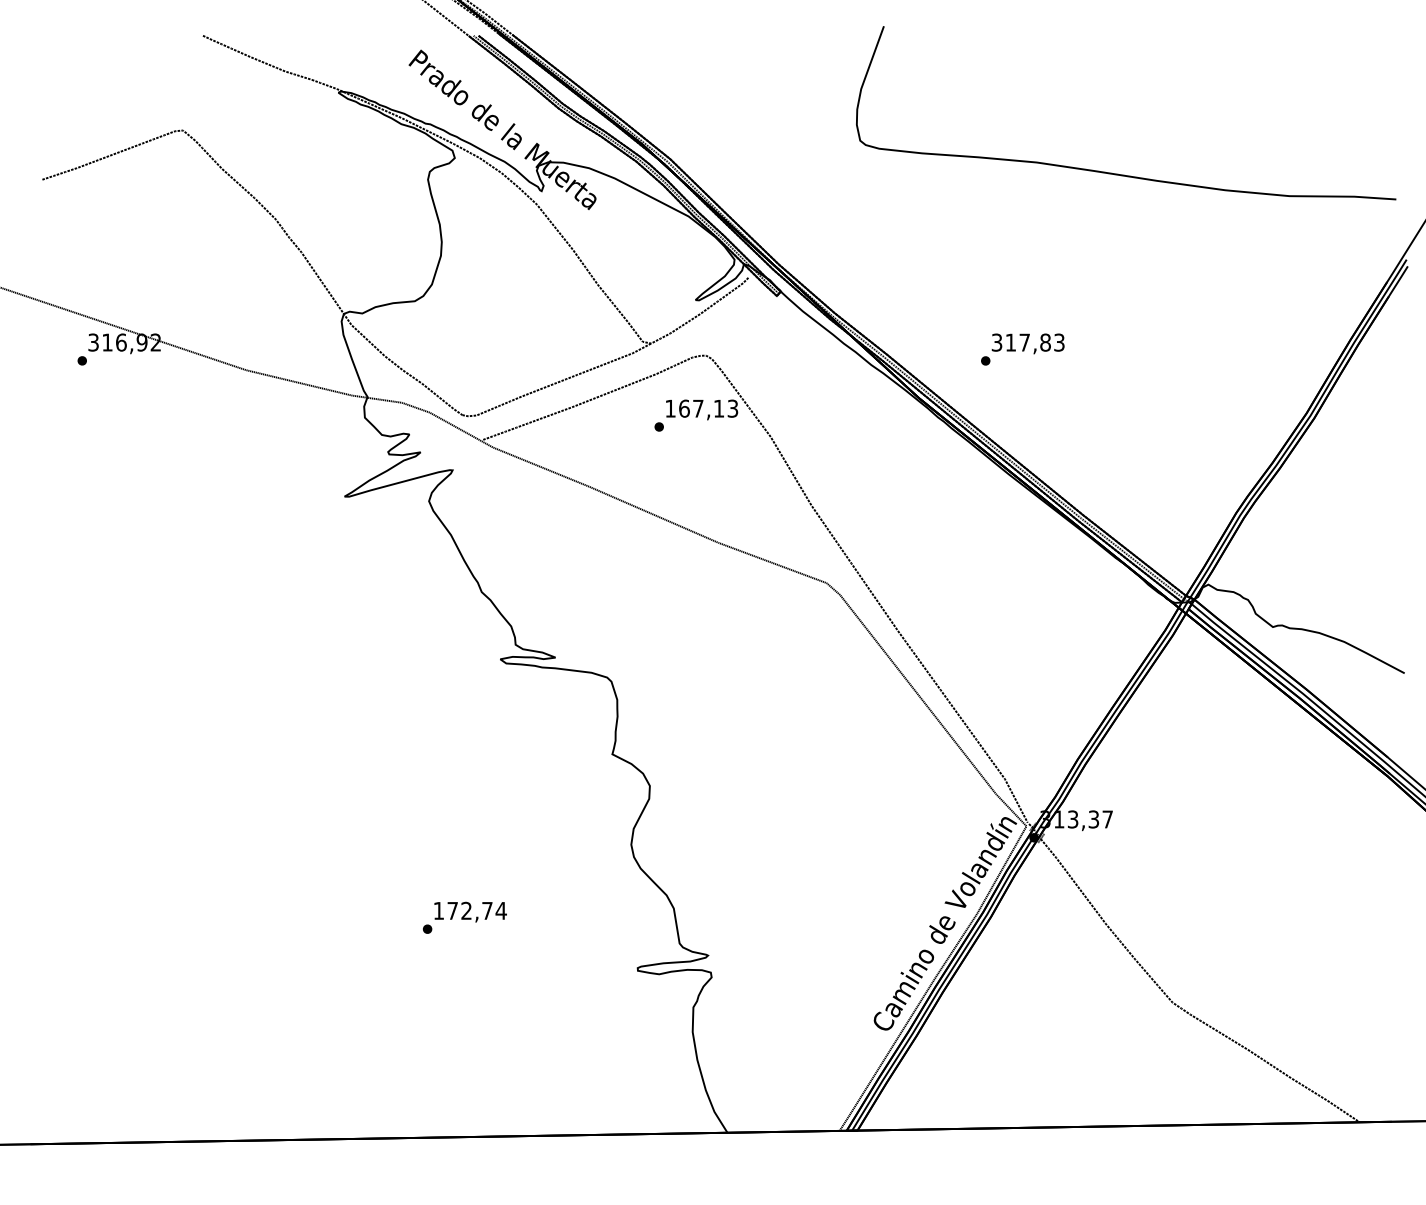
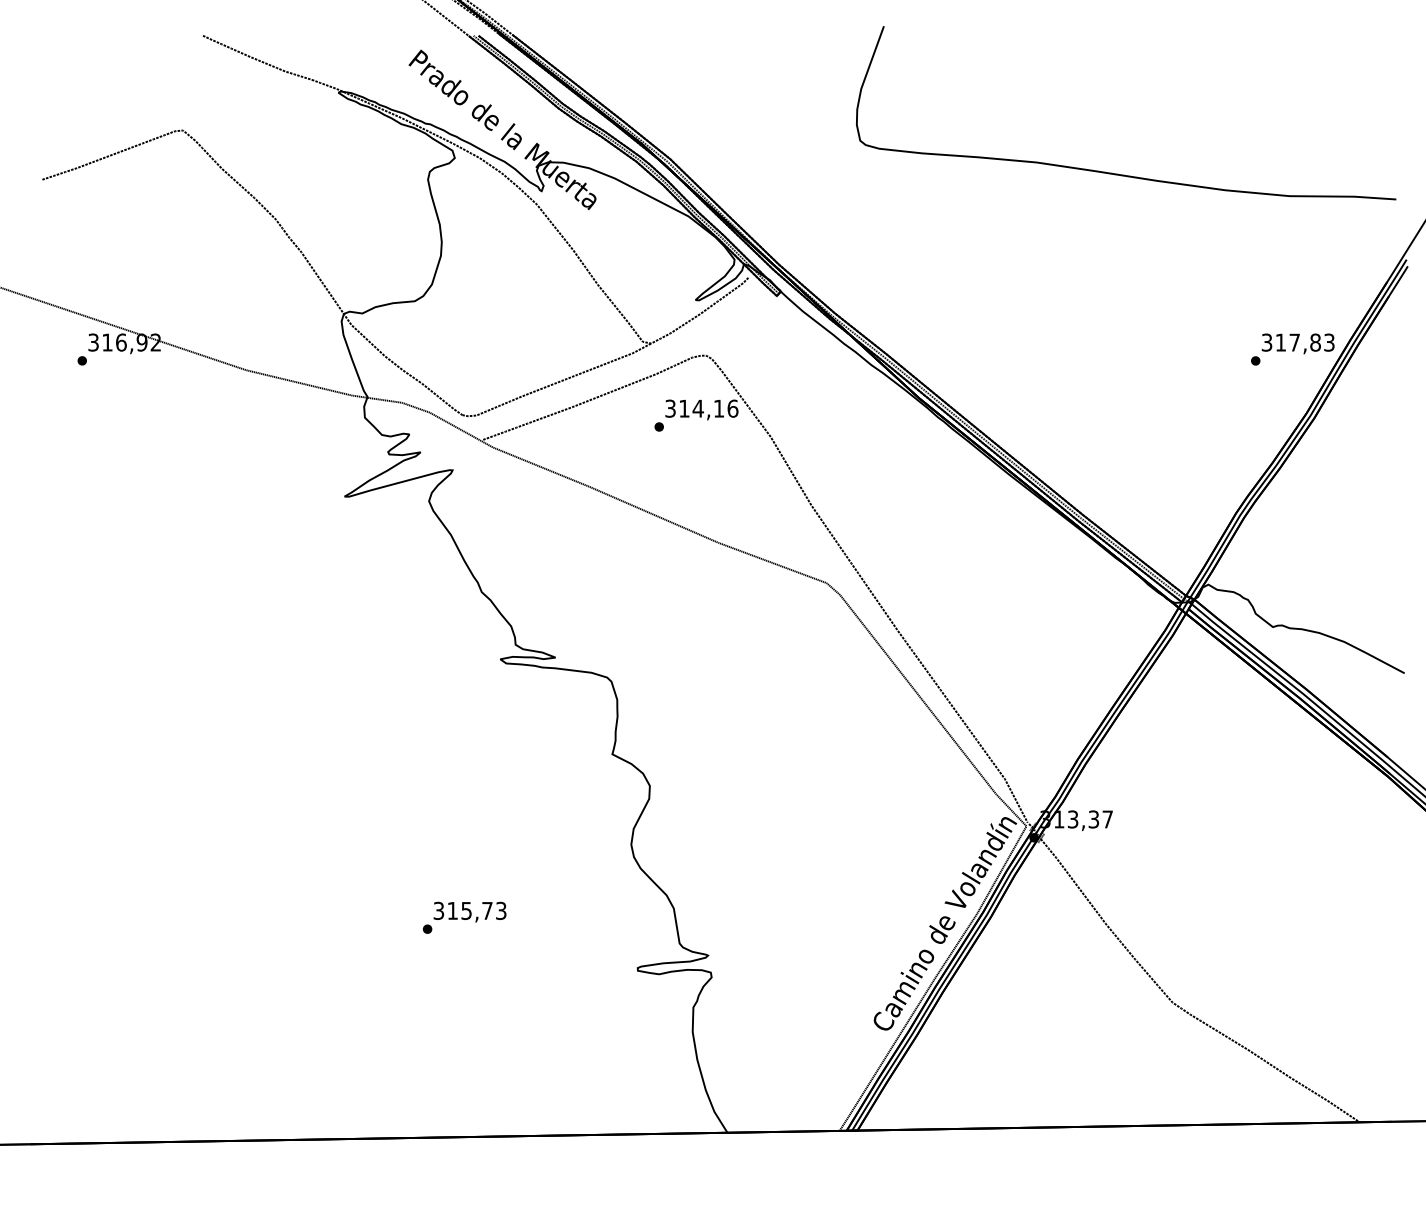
text position: (1022, 349) -> (1292, 349) (1292, 349)
text: 167,13 -> 314,16 (701, 408)
text: 172,74 -> 315,73 (469, 910)
